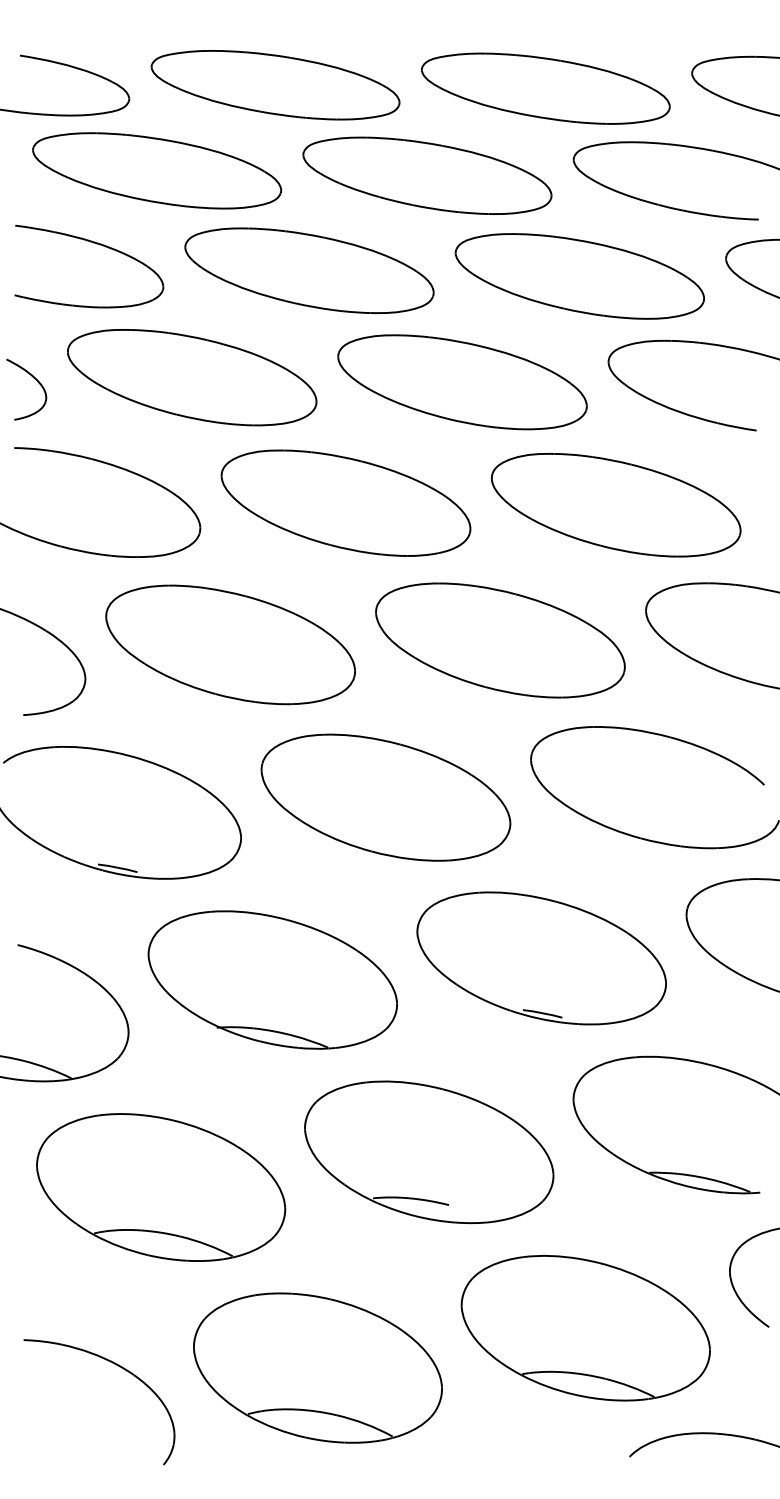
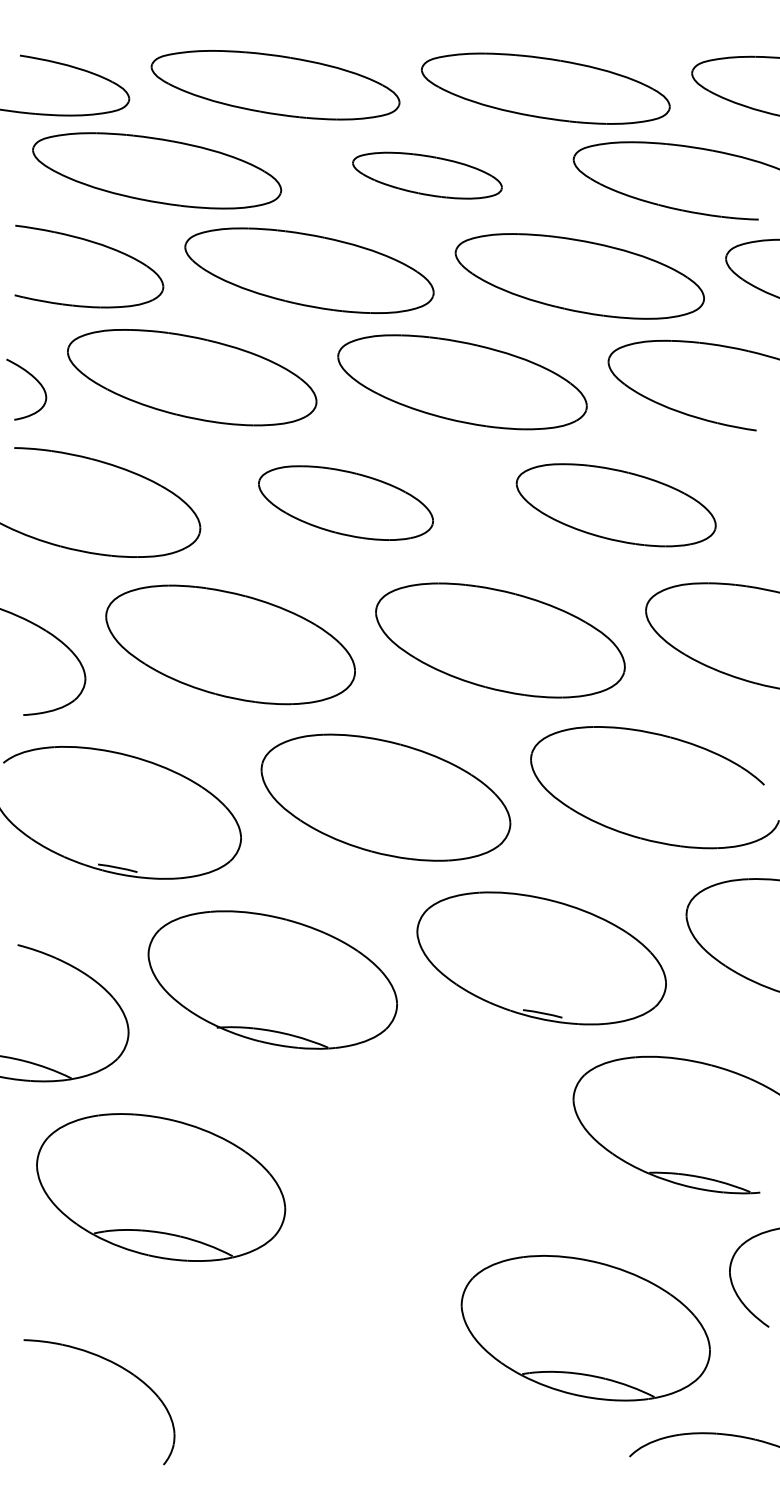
part size: 251x79 px -> 151x49 px (427, 175)
part size: 252x108 px -> 176x76 px (345, 502)
part size: 251x105 px -> 202x85 px (615, 505)
part: present -> none (429, 1151)
part: present -> none (317, 1367)
